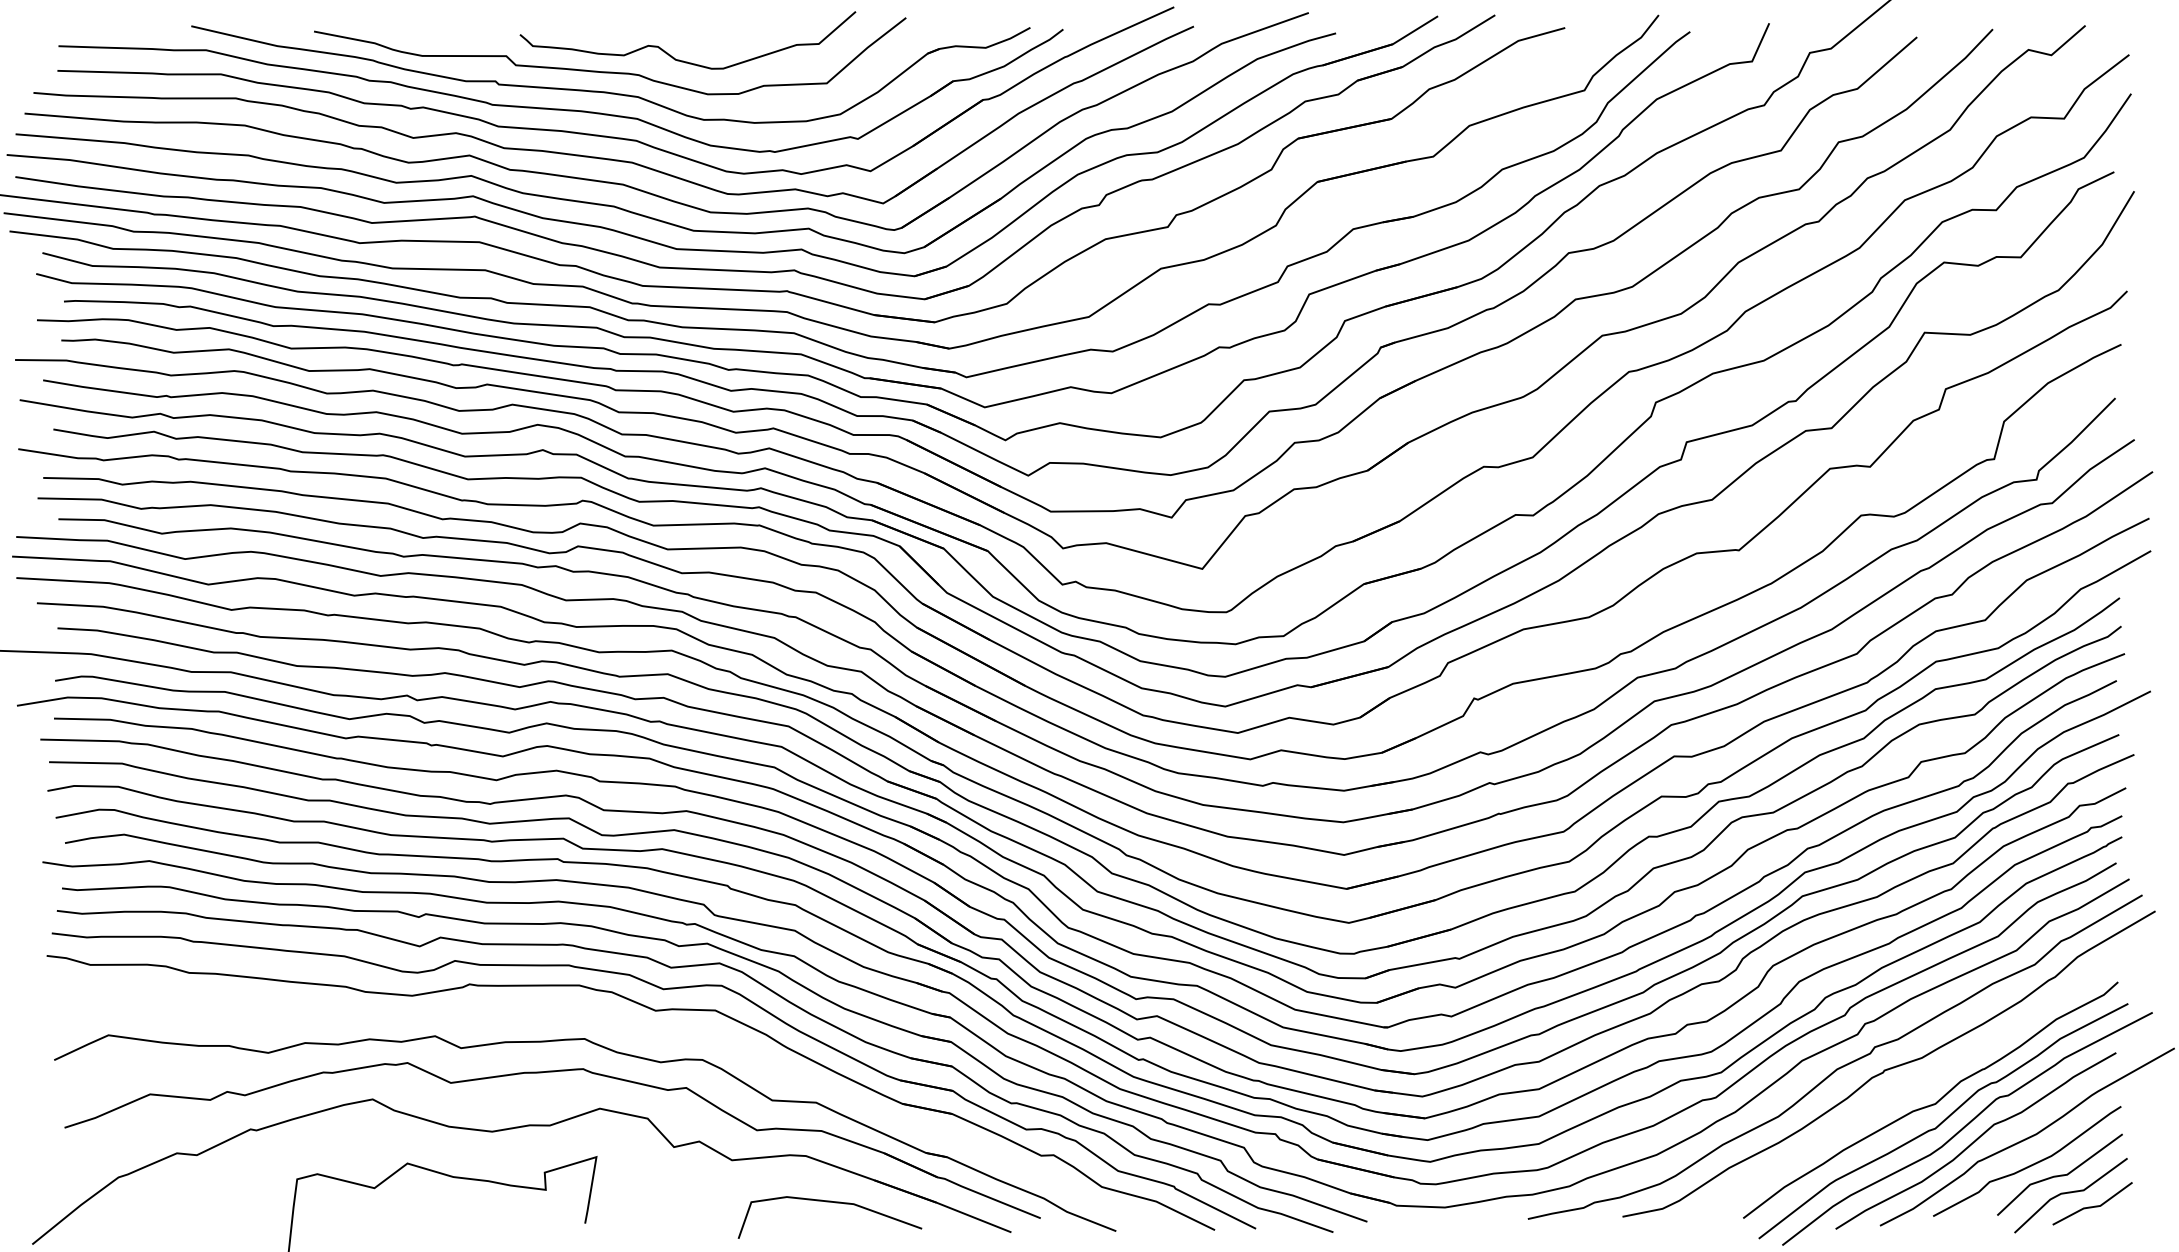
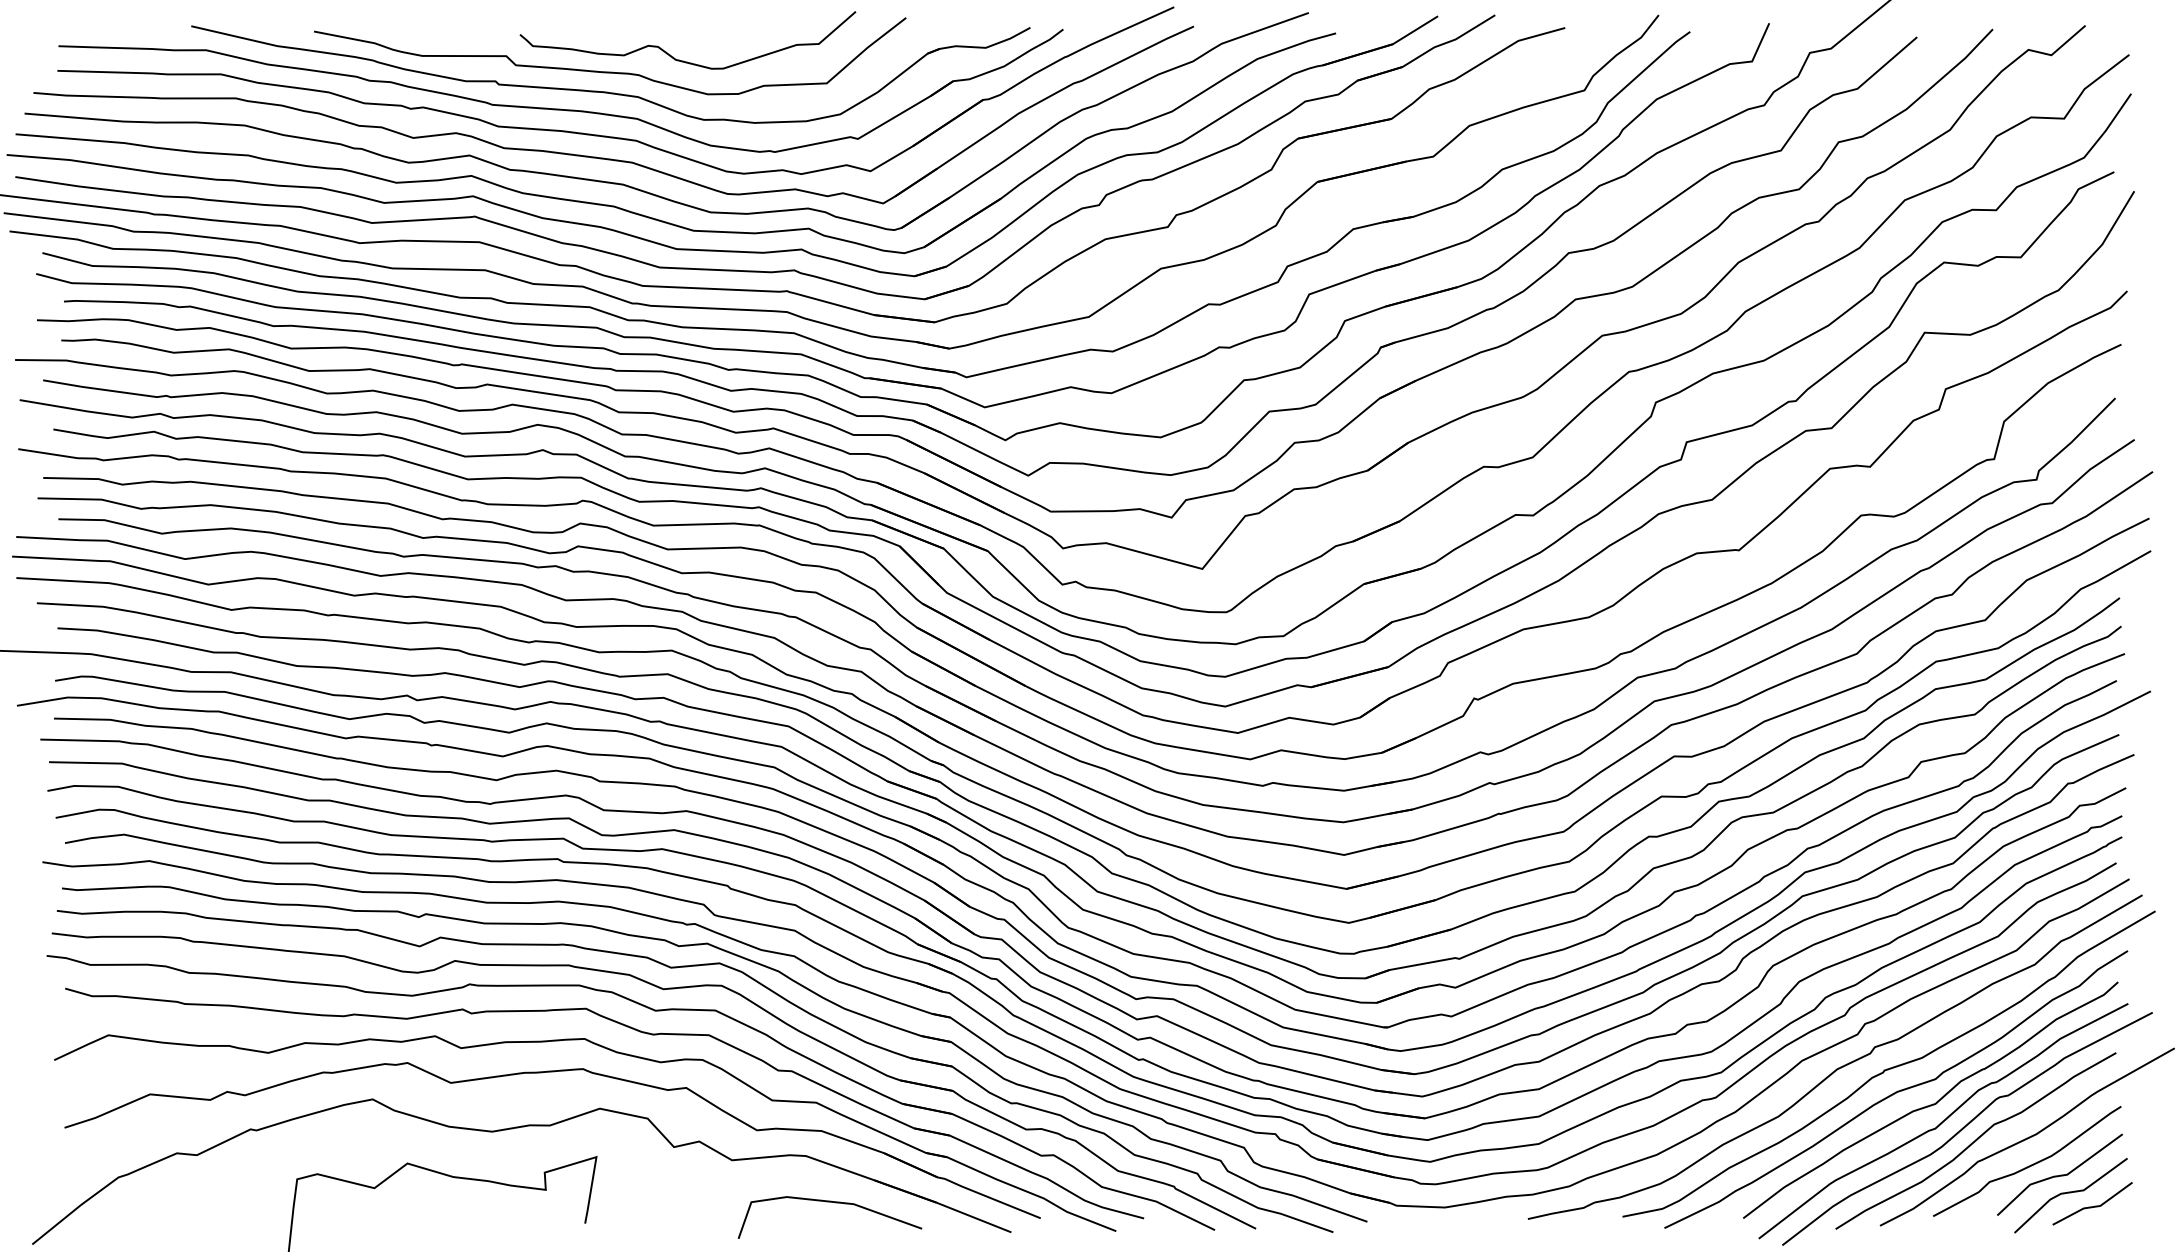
part: none -> present (634, 1030)
curve: none -> present (1897, 1090)
